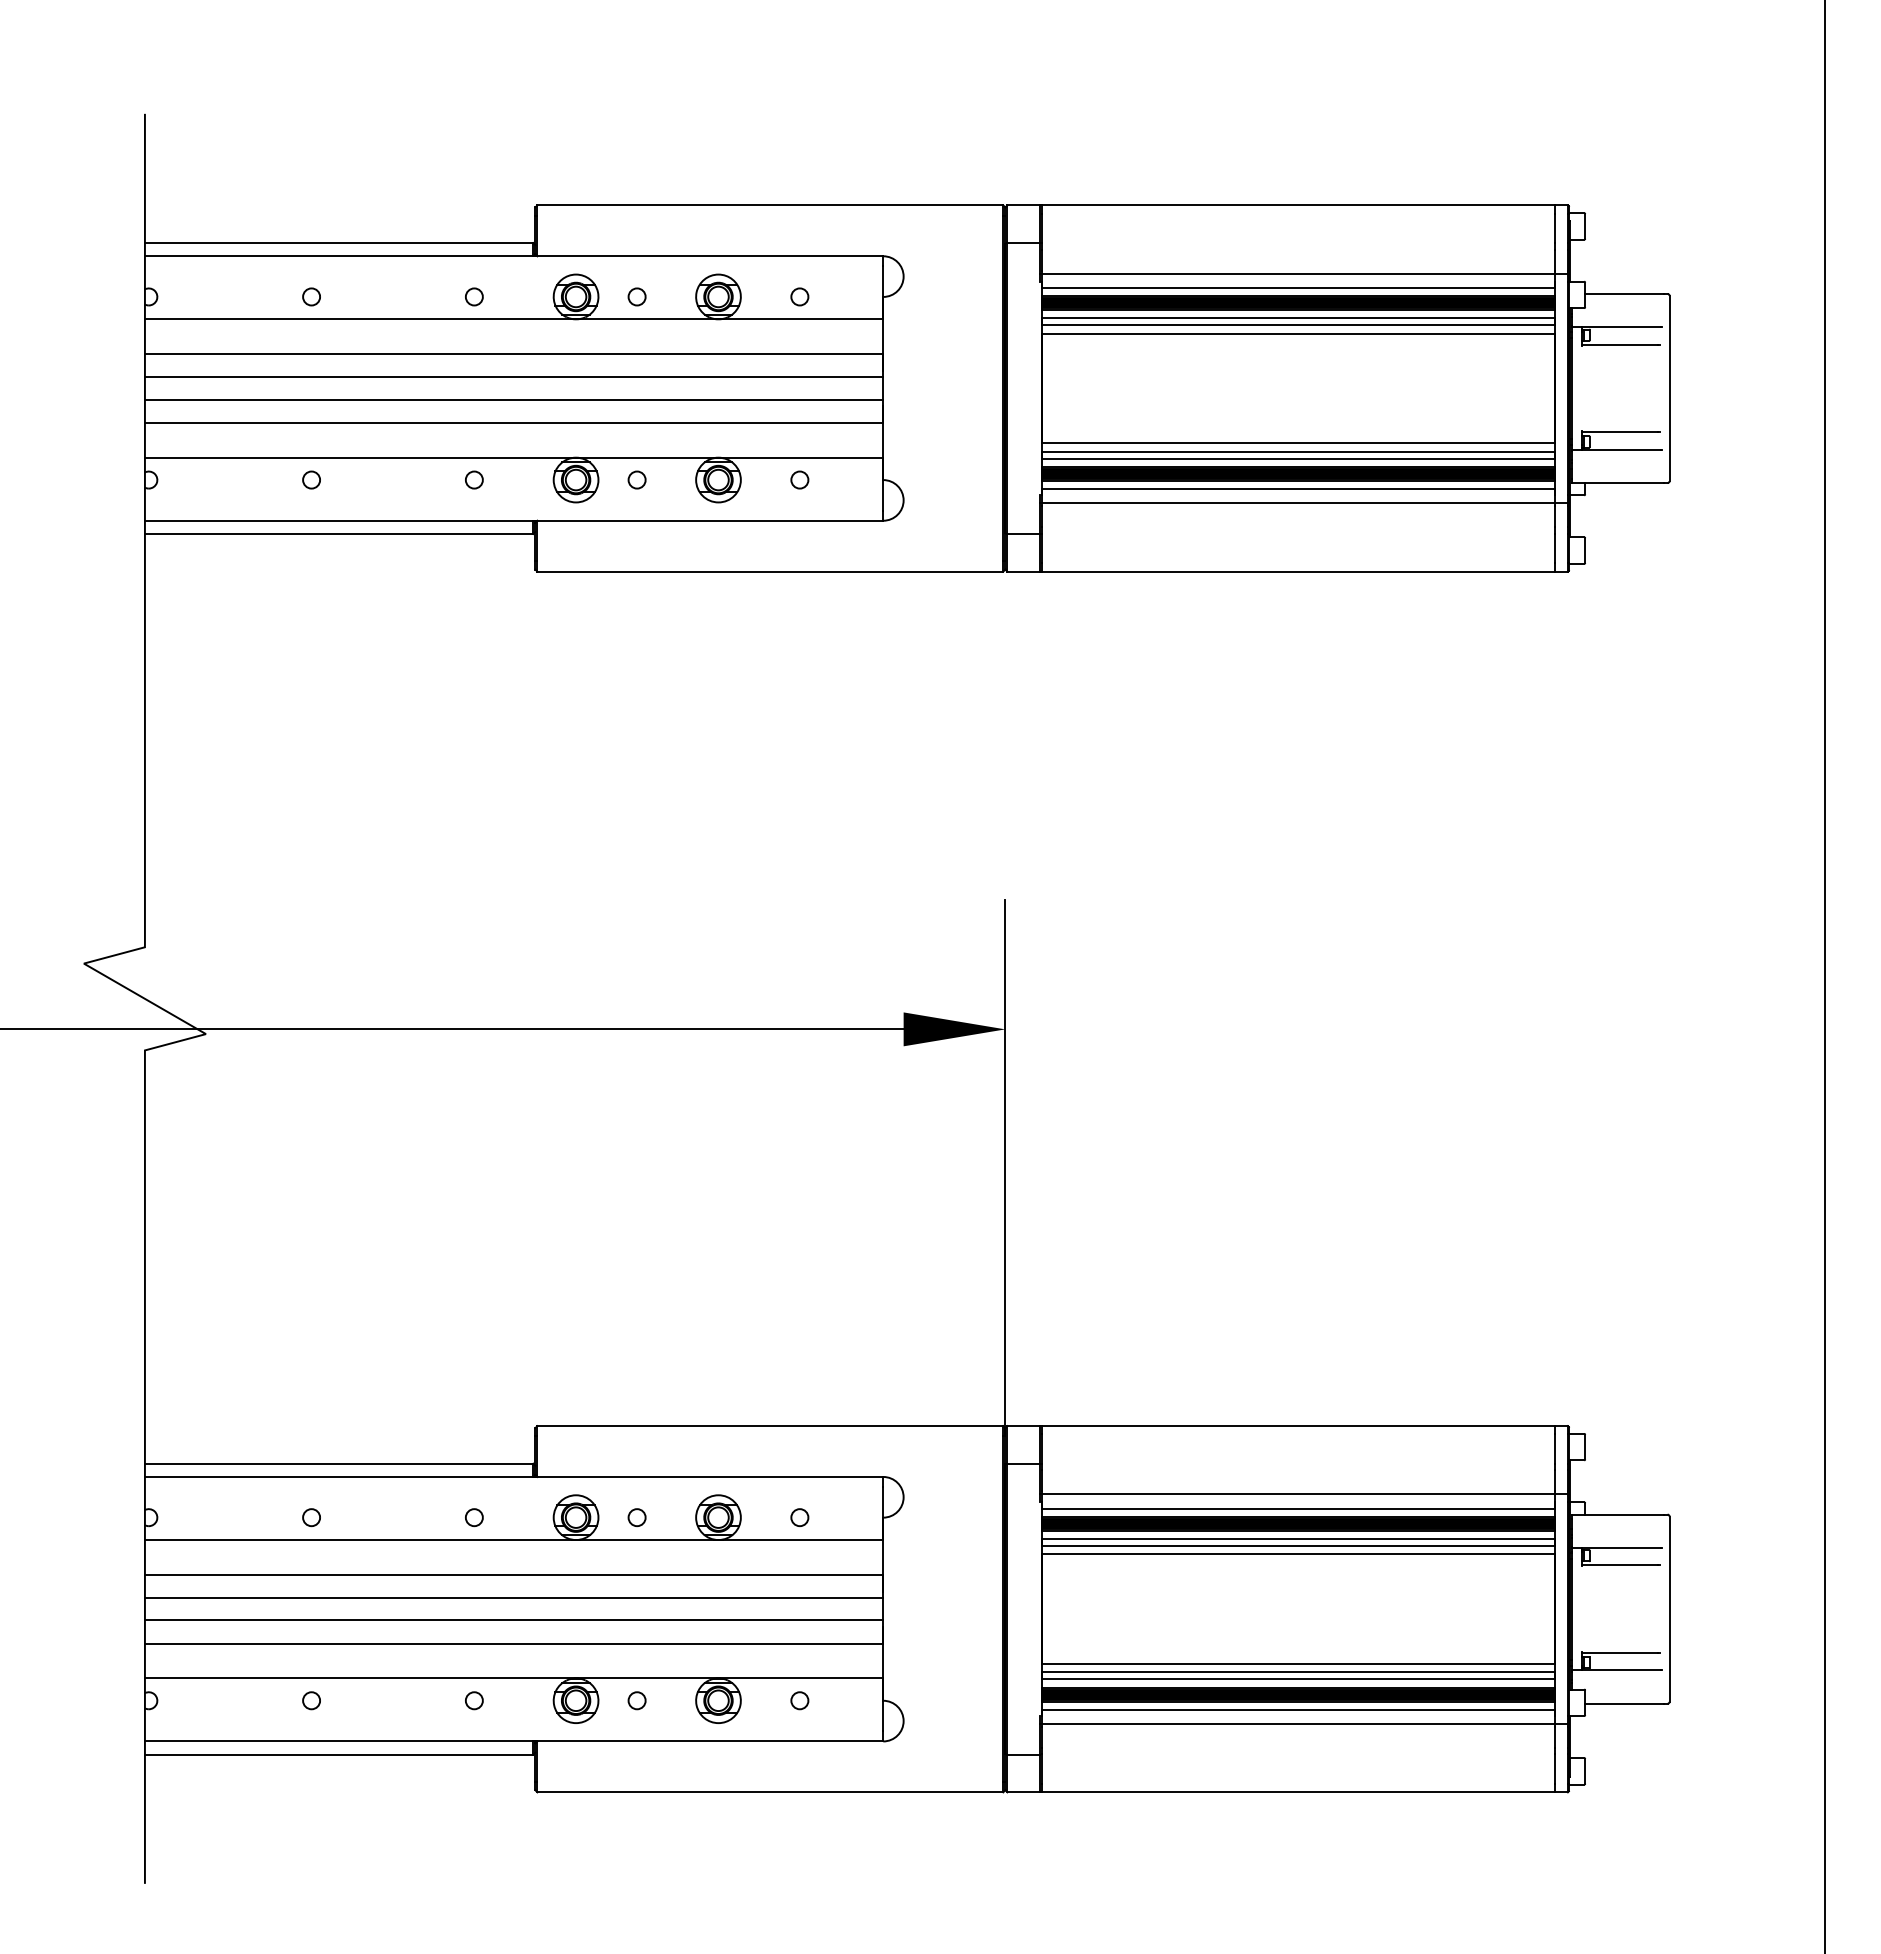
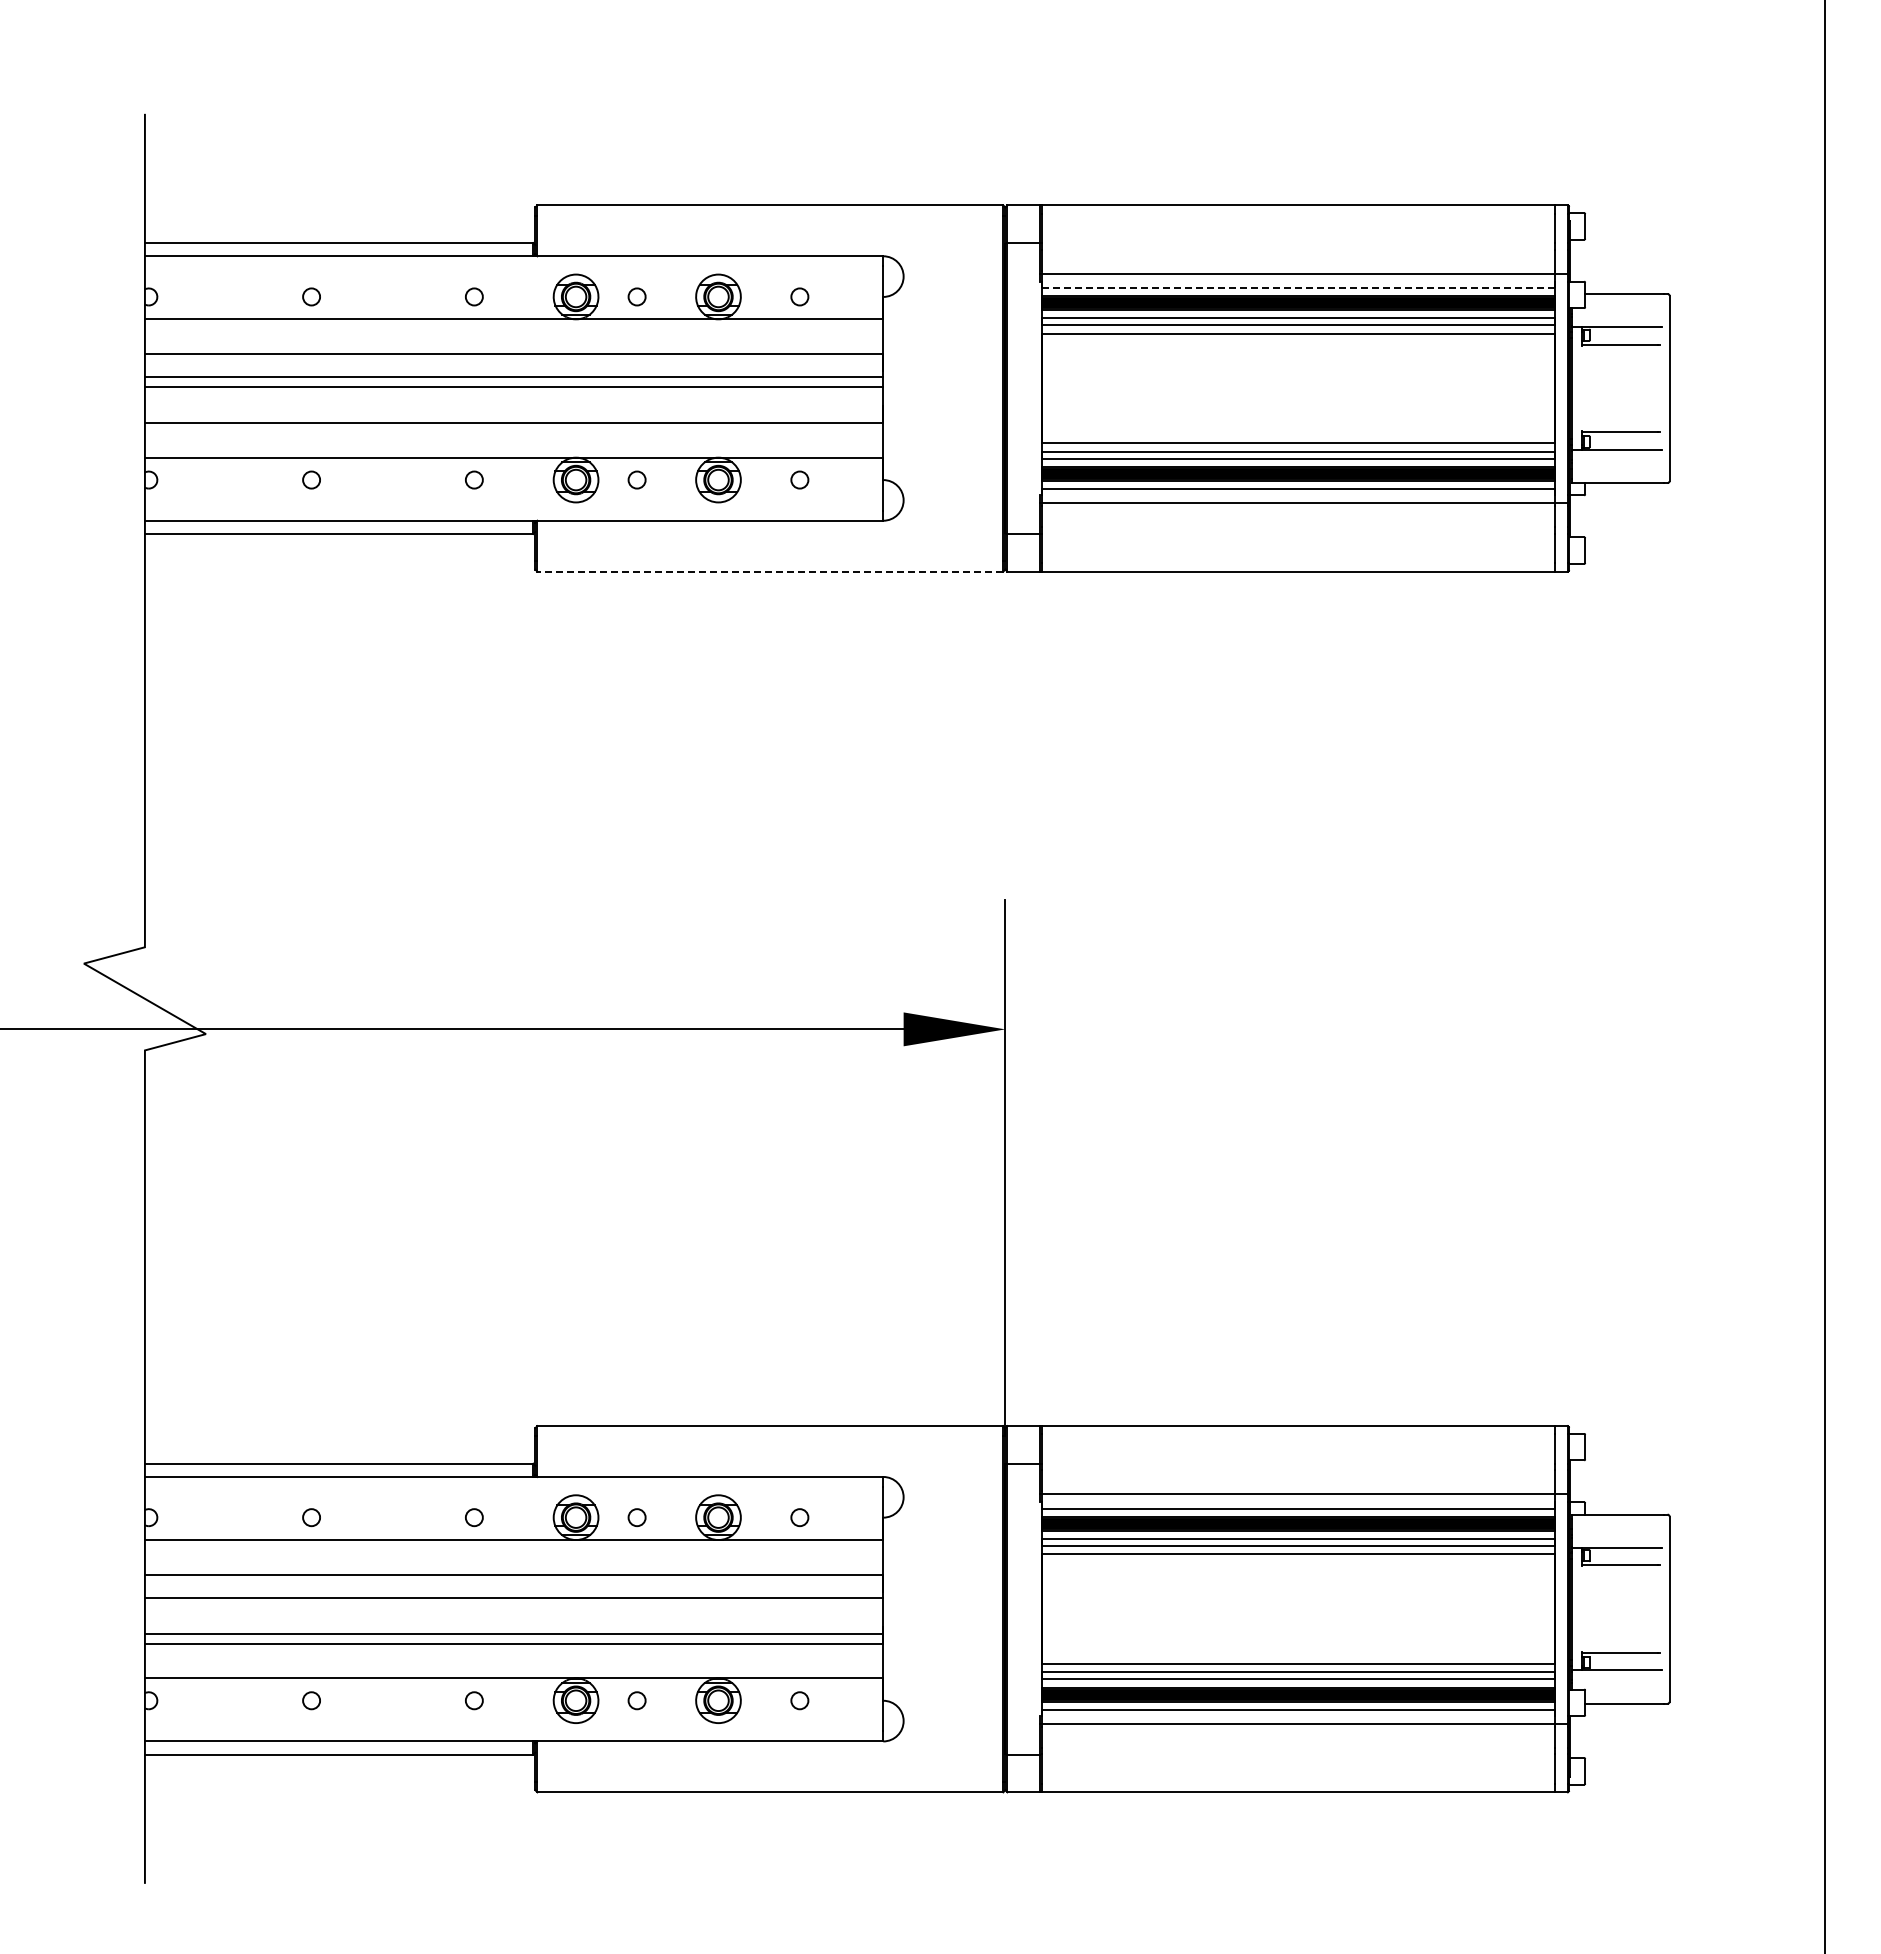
line: solid -> dashed (1298, 287)
line position: (513, 399) -> (513, 386) (513, 386)
line: solid -> dashed (770, 571)
line position: (513, 1620) -> (513, 1634) (513, 1634)
